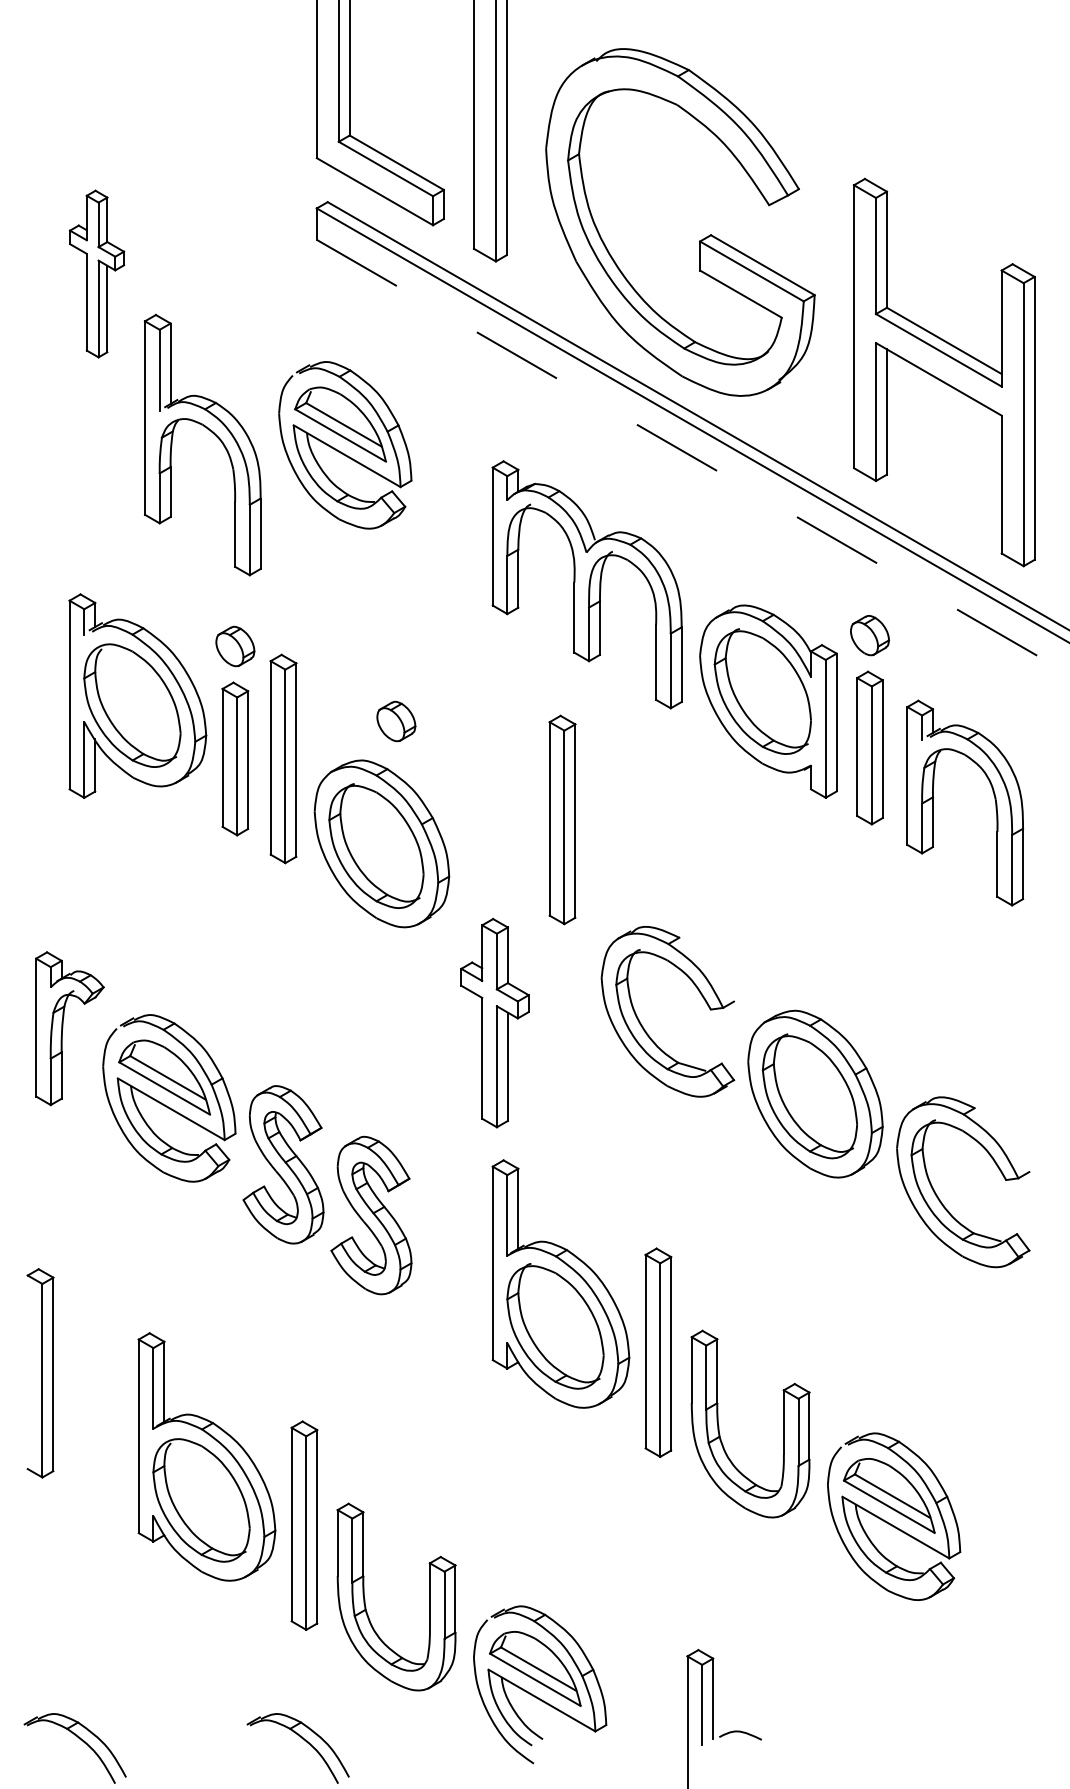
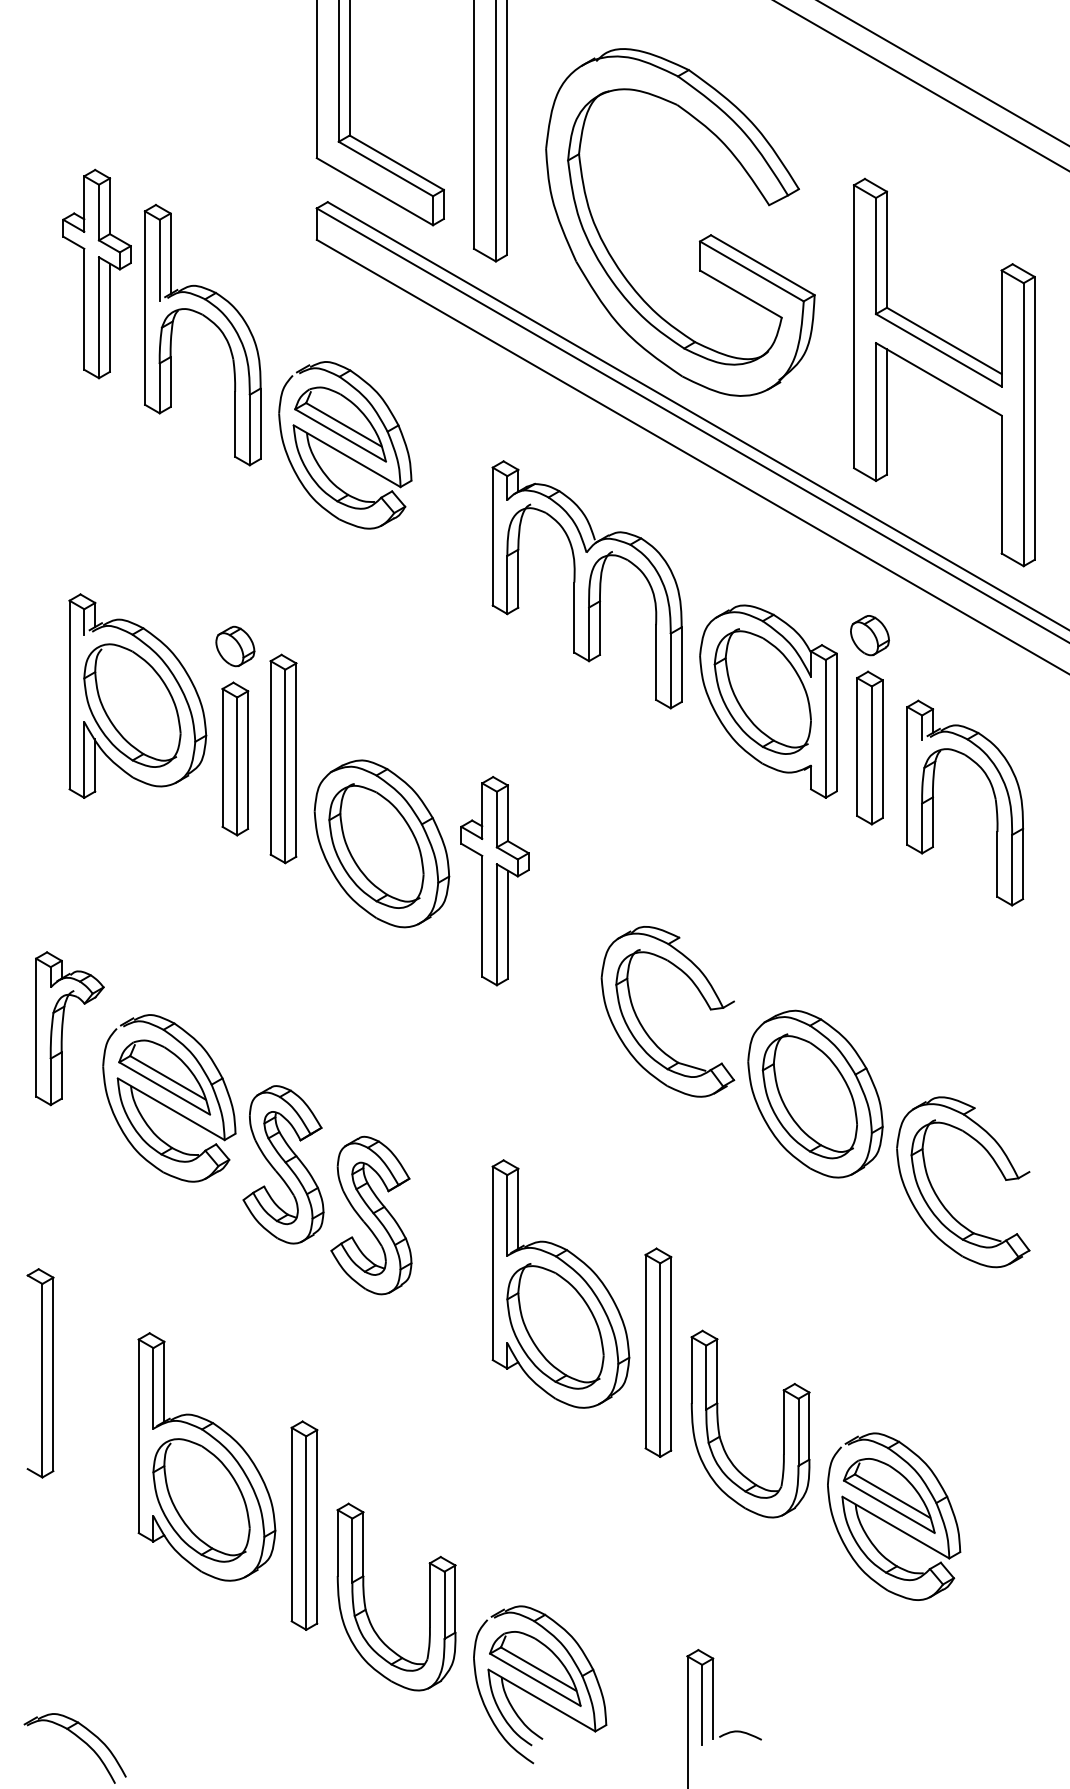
line: none -> present (943, 73)
line: none -> present (921, 85)
part size: 57x170 px -> 70x212 px (96, 273)
part position: (213, 434) -> (213, 324) (213, 324)
line: dashed -> solid (693, 457)
part: present -> none (396, 721)
part: present -> none (562, 819)
part position: (494, 1023) -> (494, 881) (494, 881)
part: present -> none (302, 1739)
